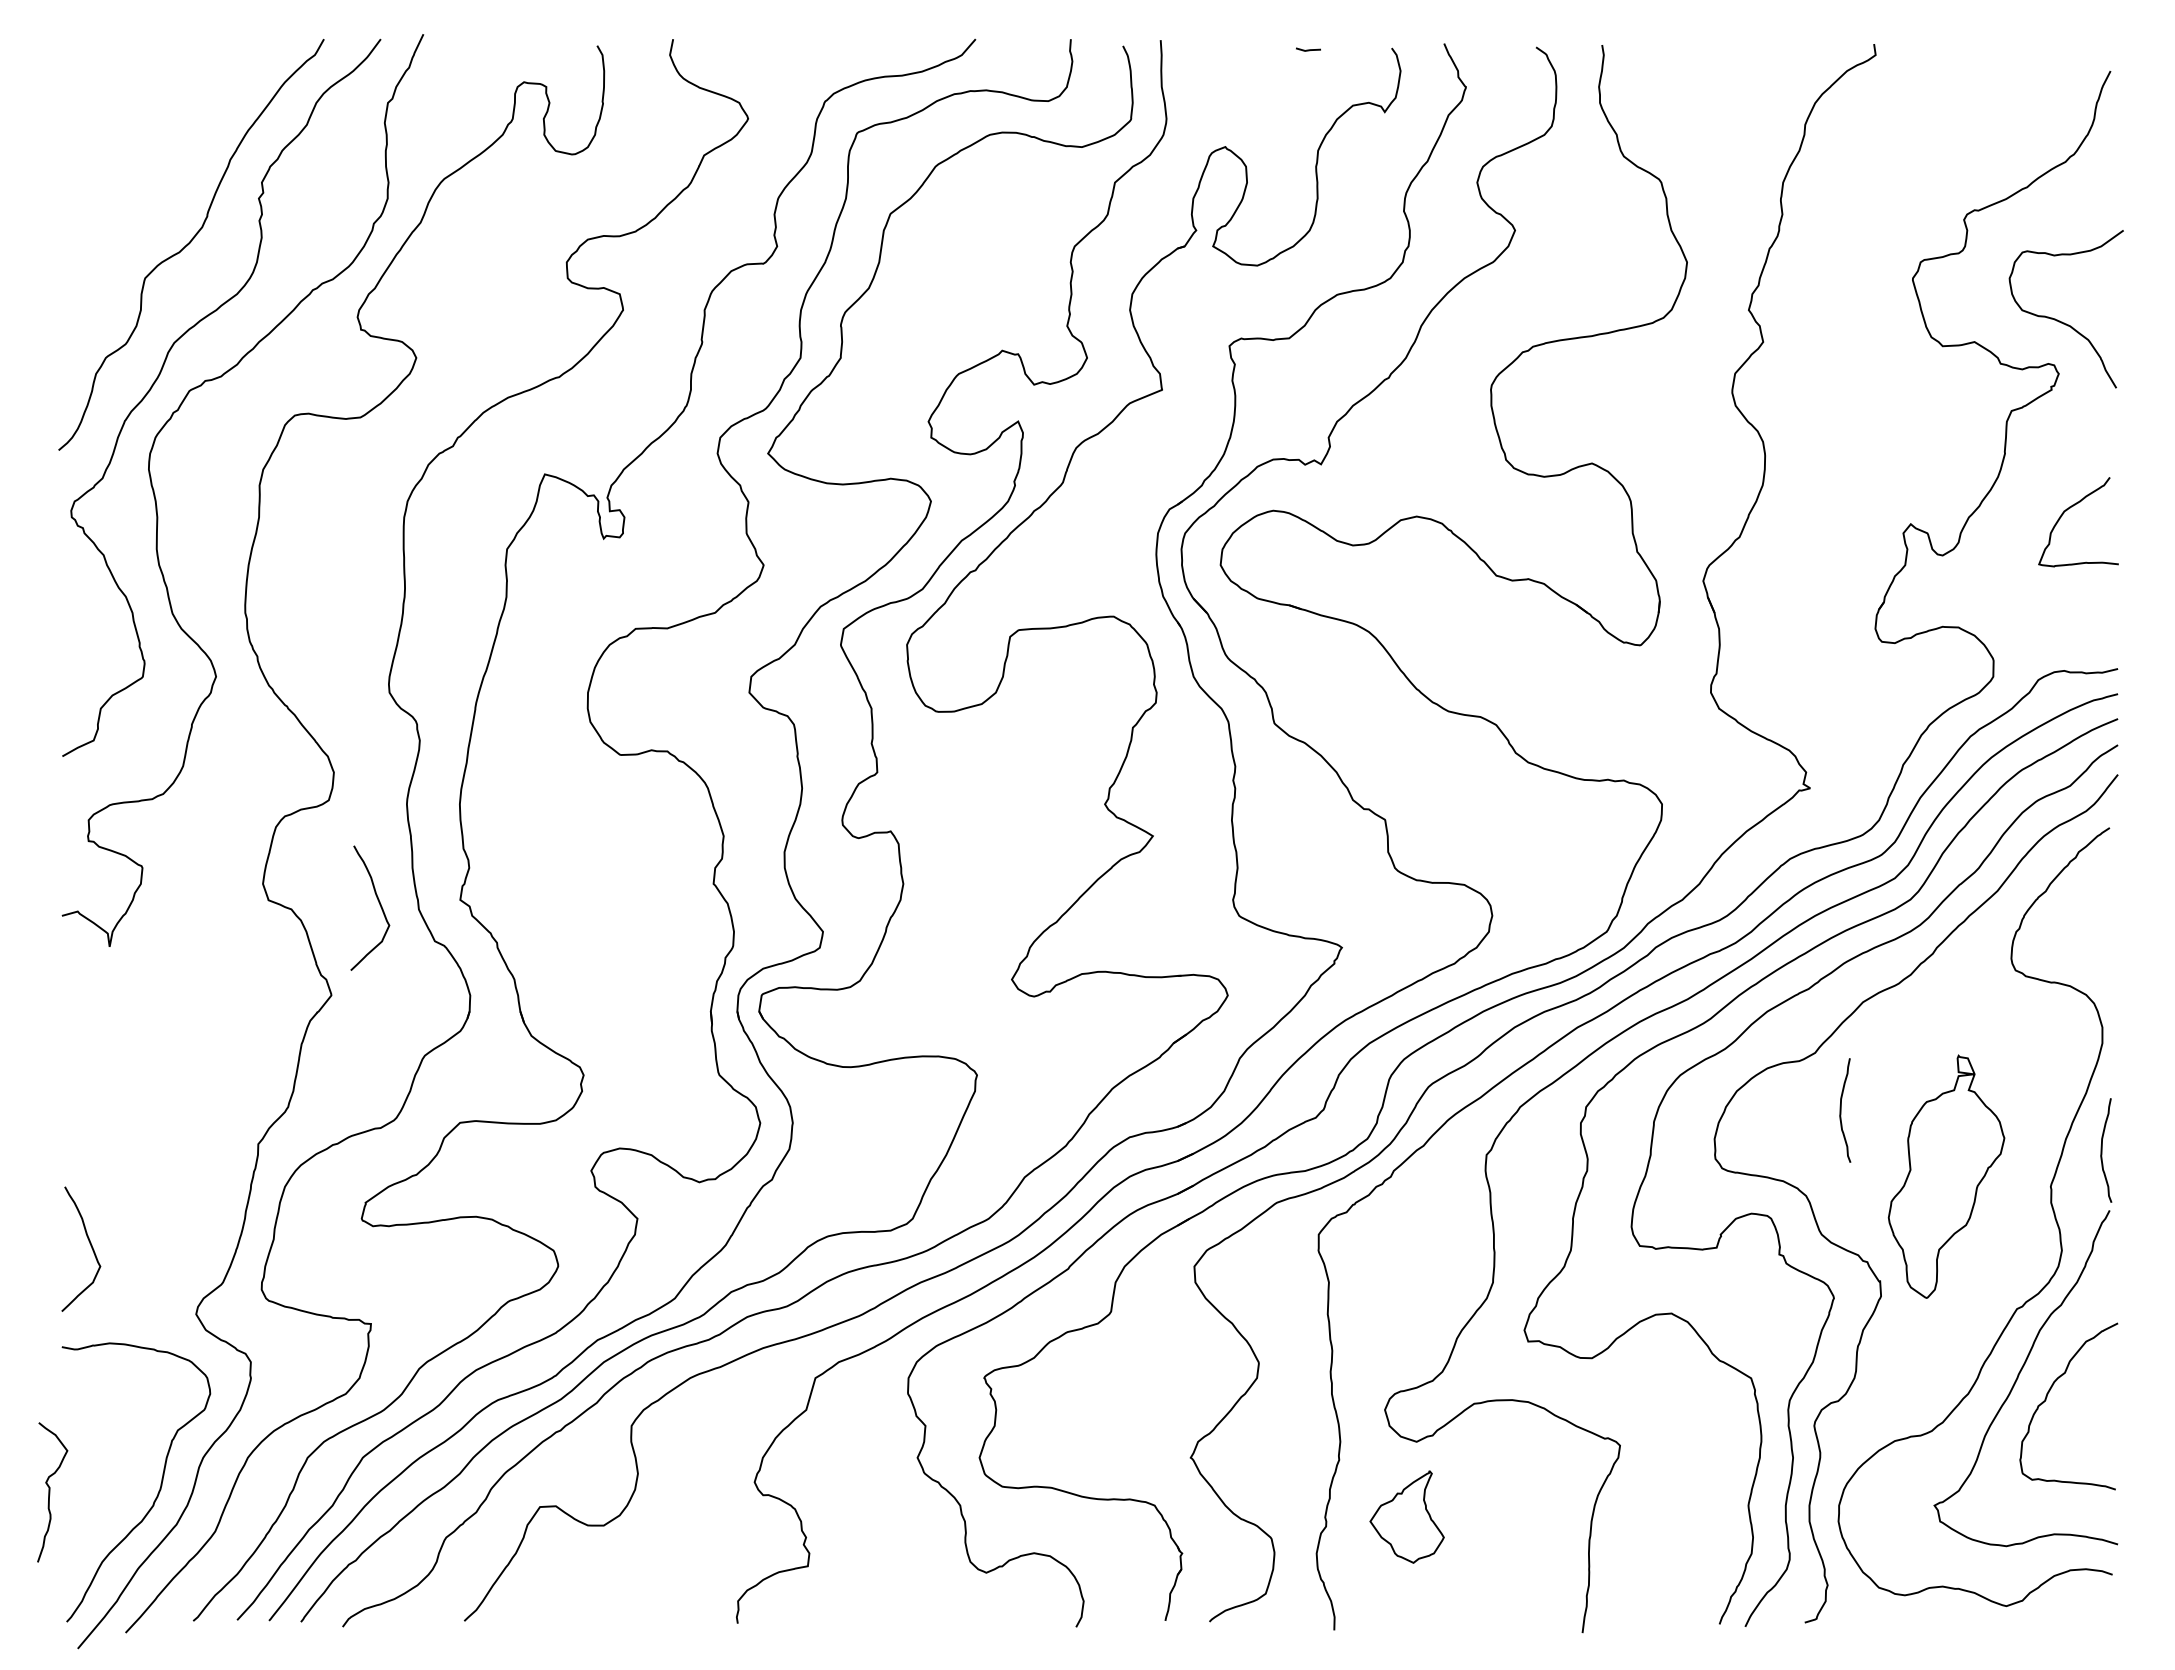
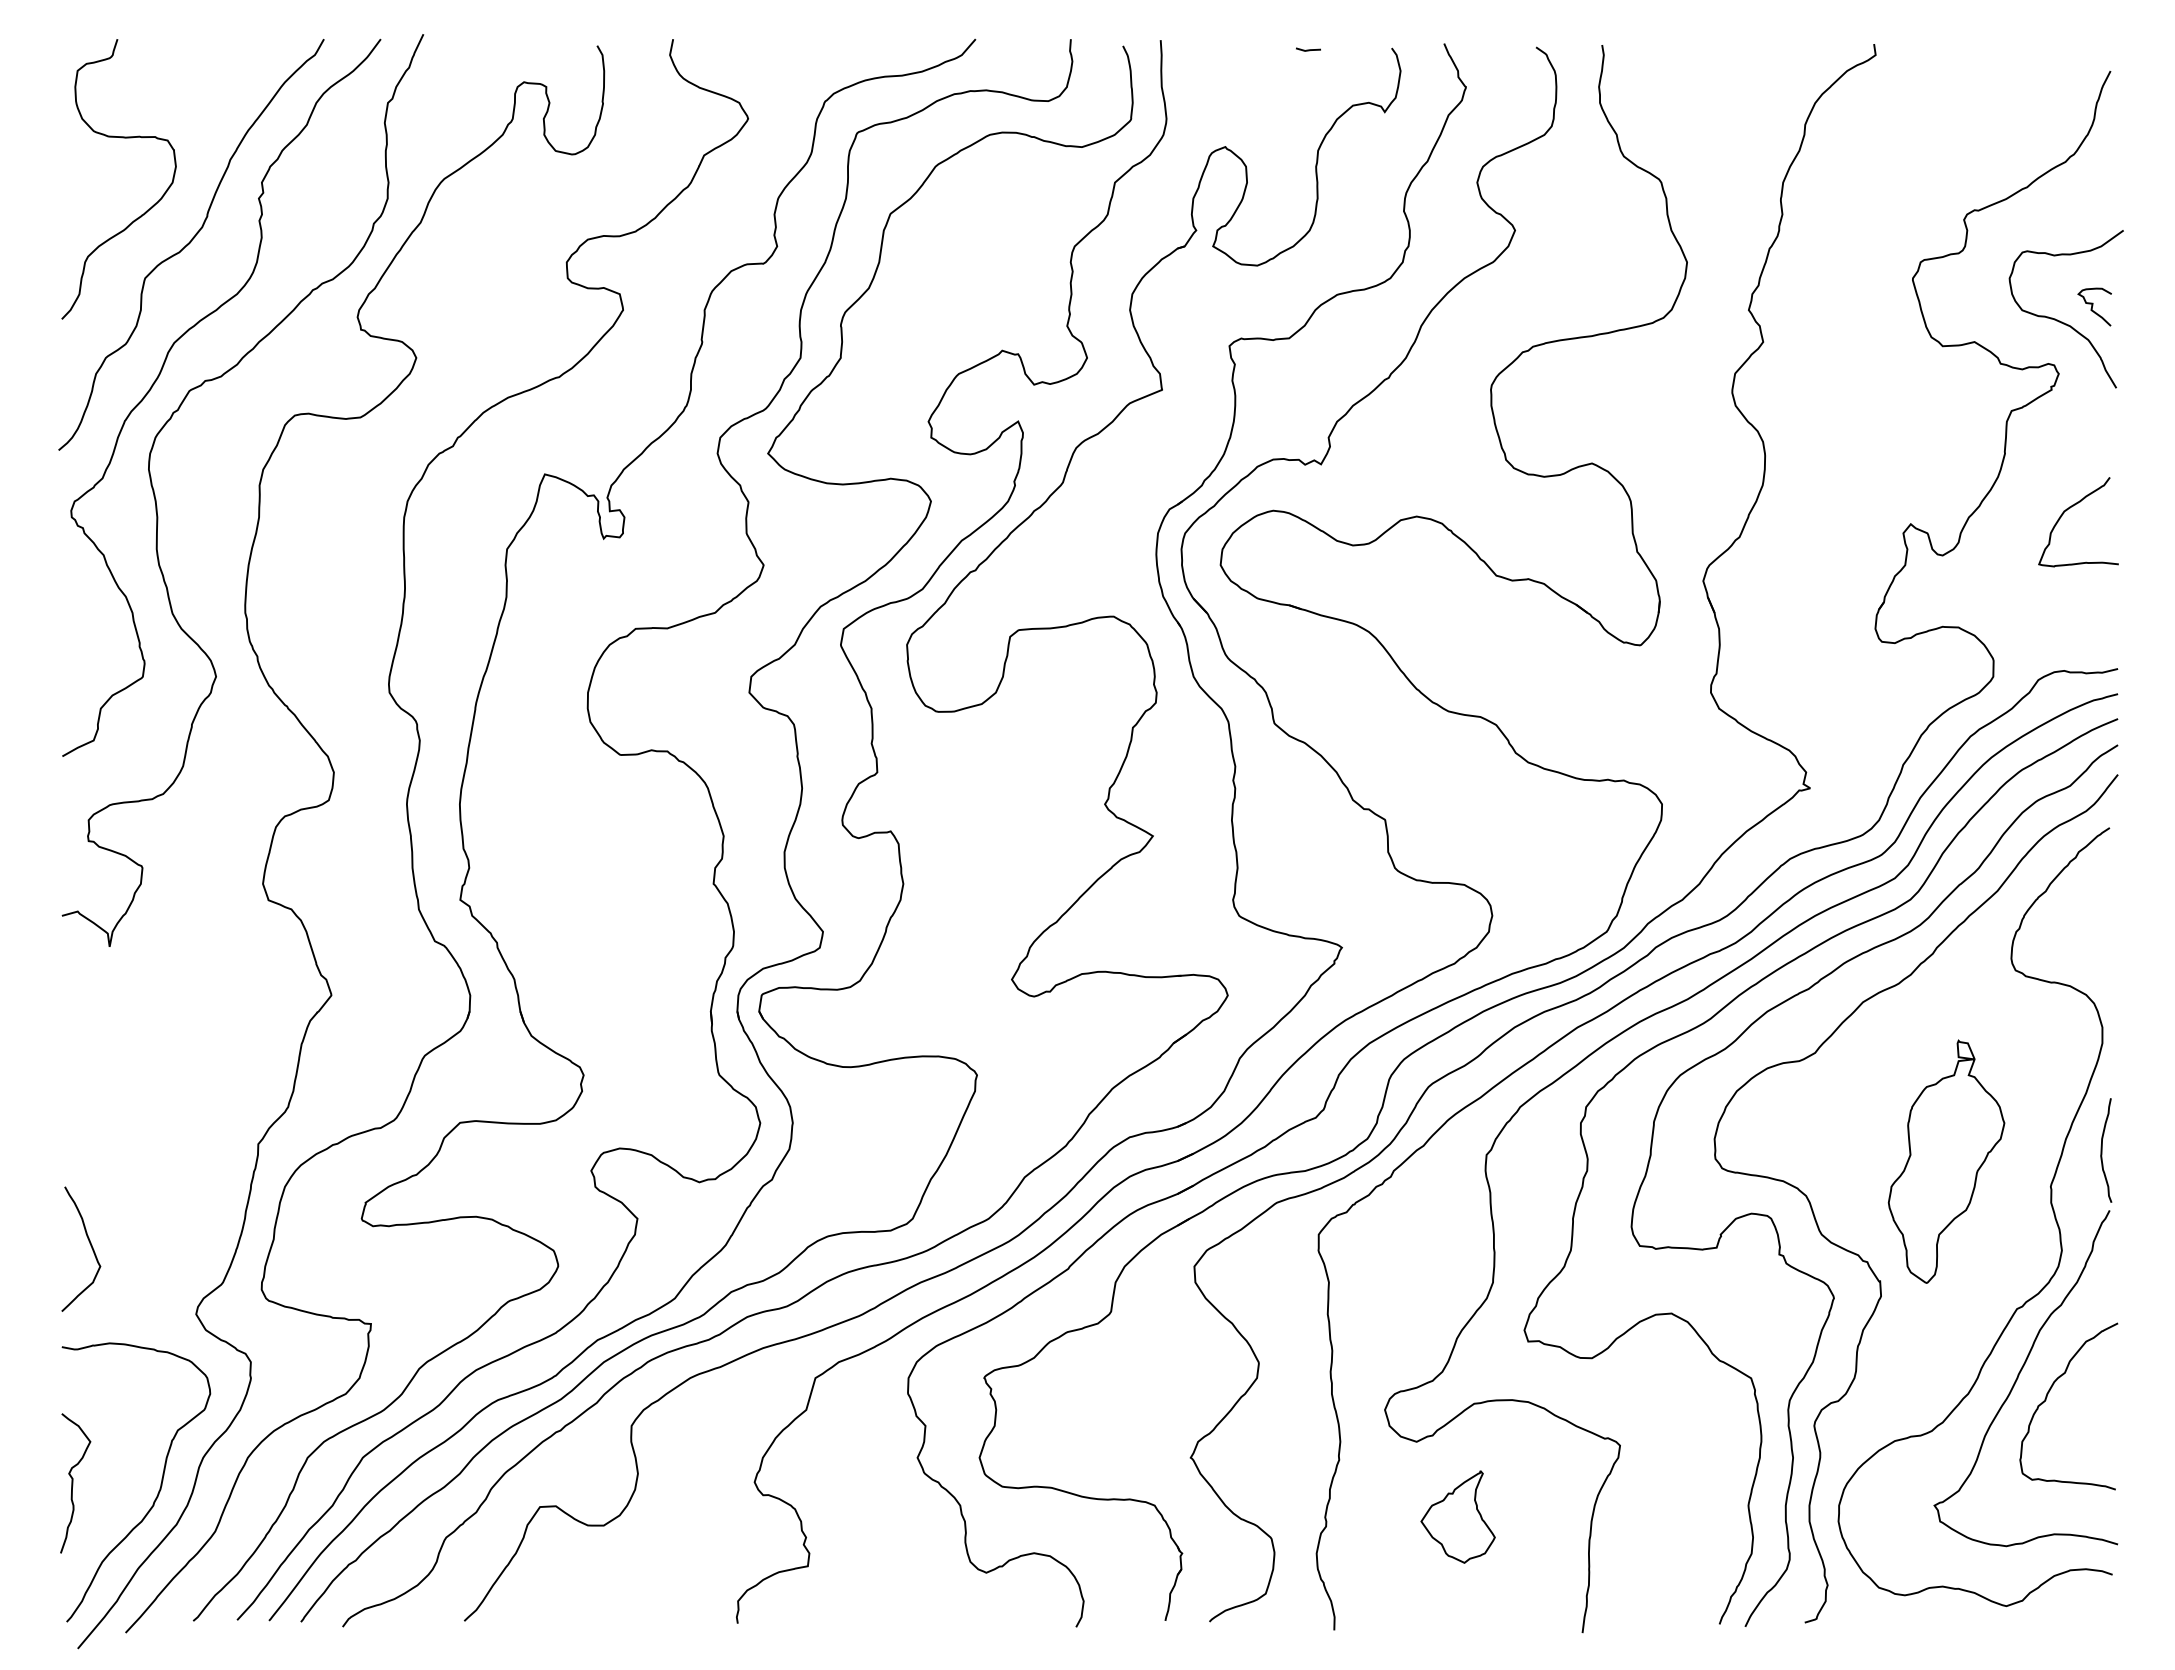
curve: none -> present (121, 138)
curve: none -> present (2093, 305)
curve: present -> none (379, 905)
curve: present -> none (1841, 1110)
part position: (1946, 1176) -> (1946, 1161) (1946, 1161)
curve position: (50, 1492) -> (73, 1483) (73, 1483)
part position: (1406, 1516) -> (1457, 1516) (1457, 1516)
